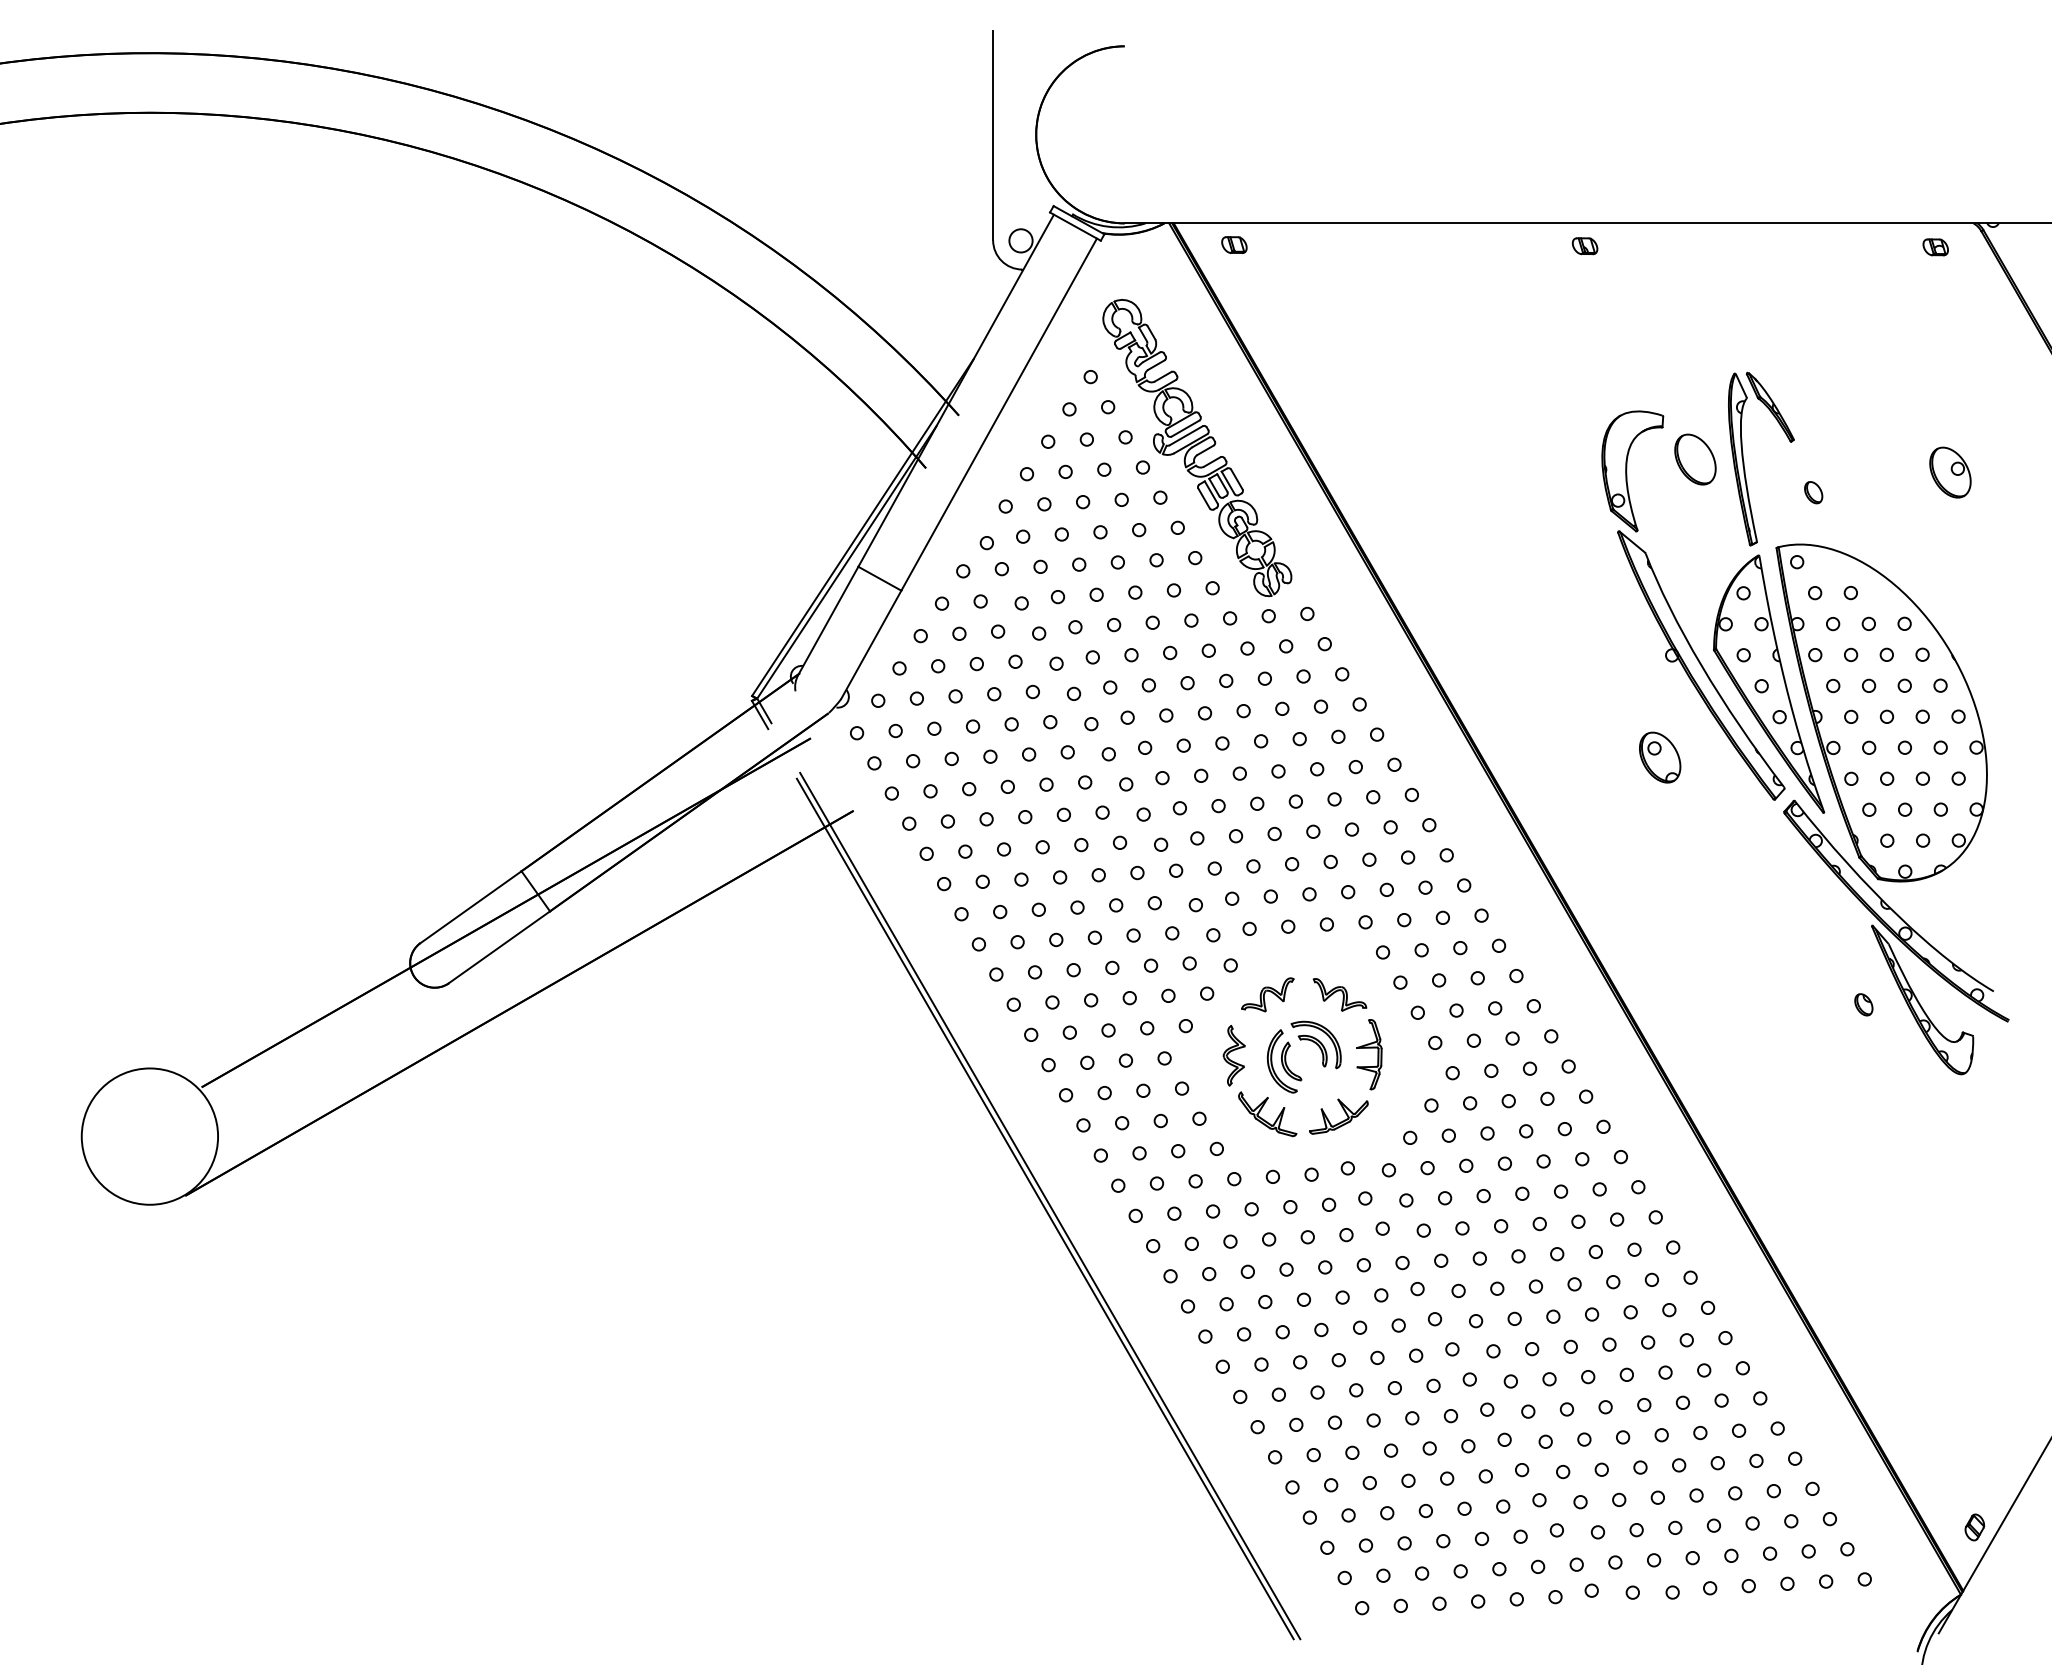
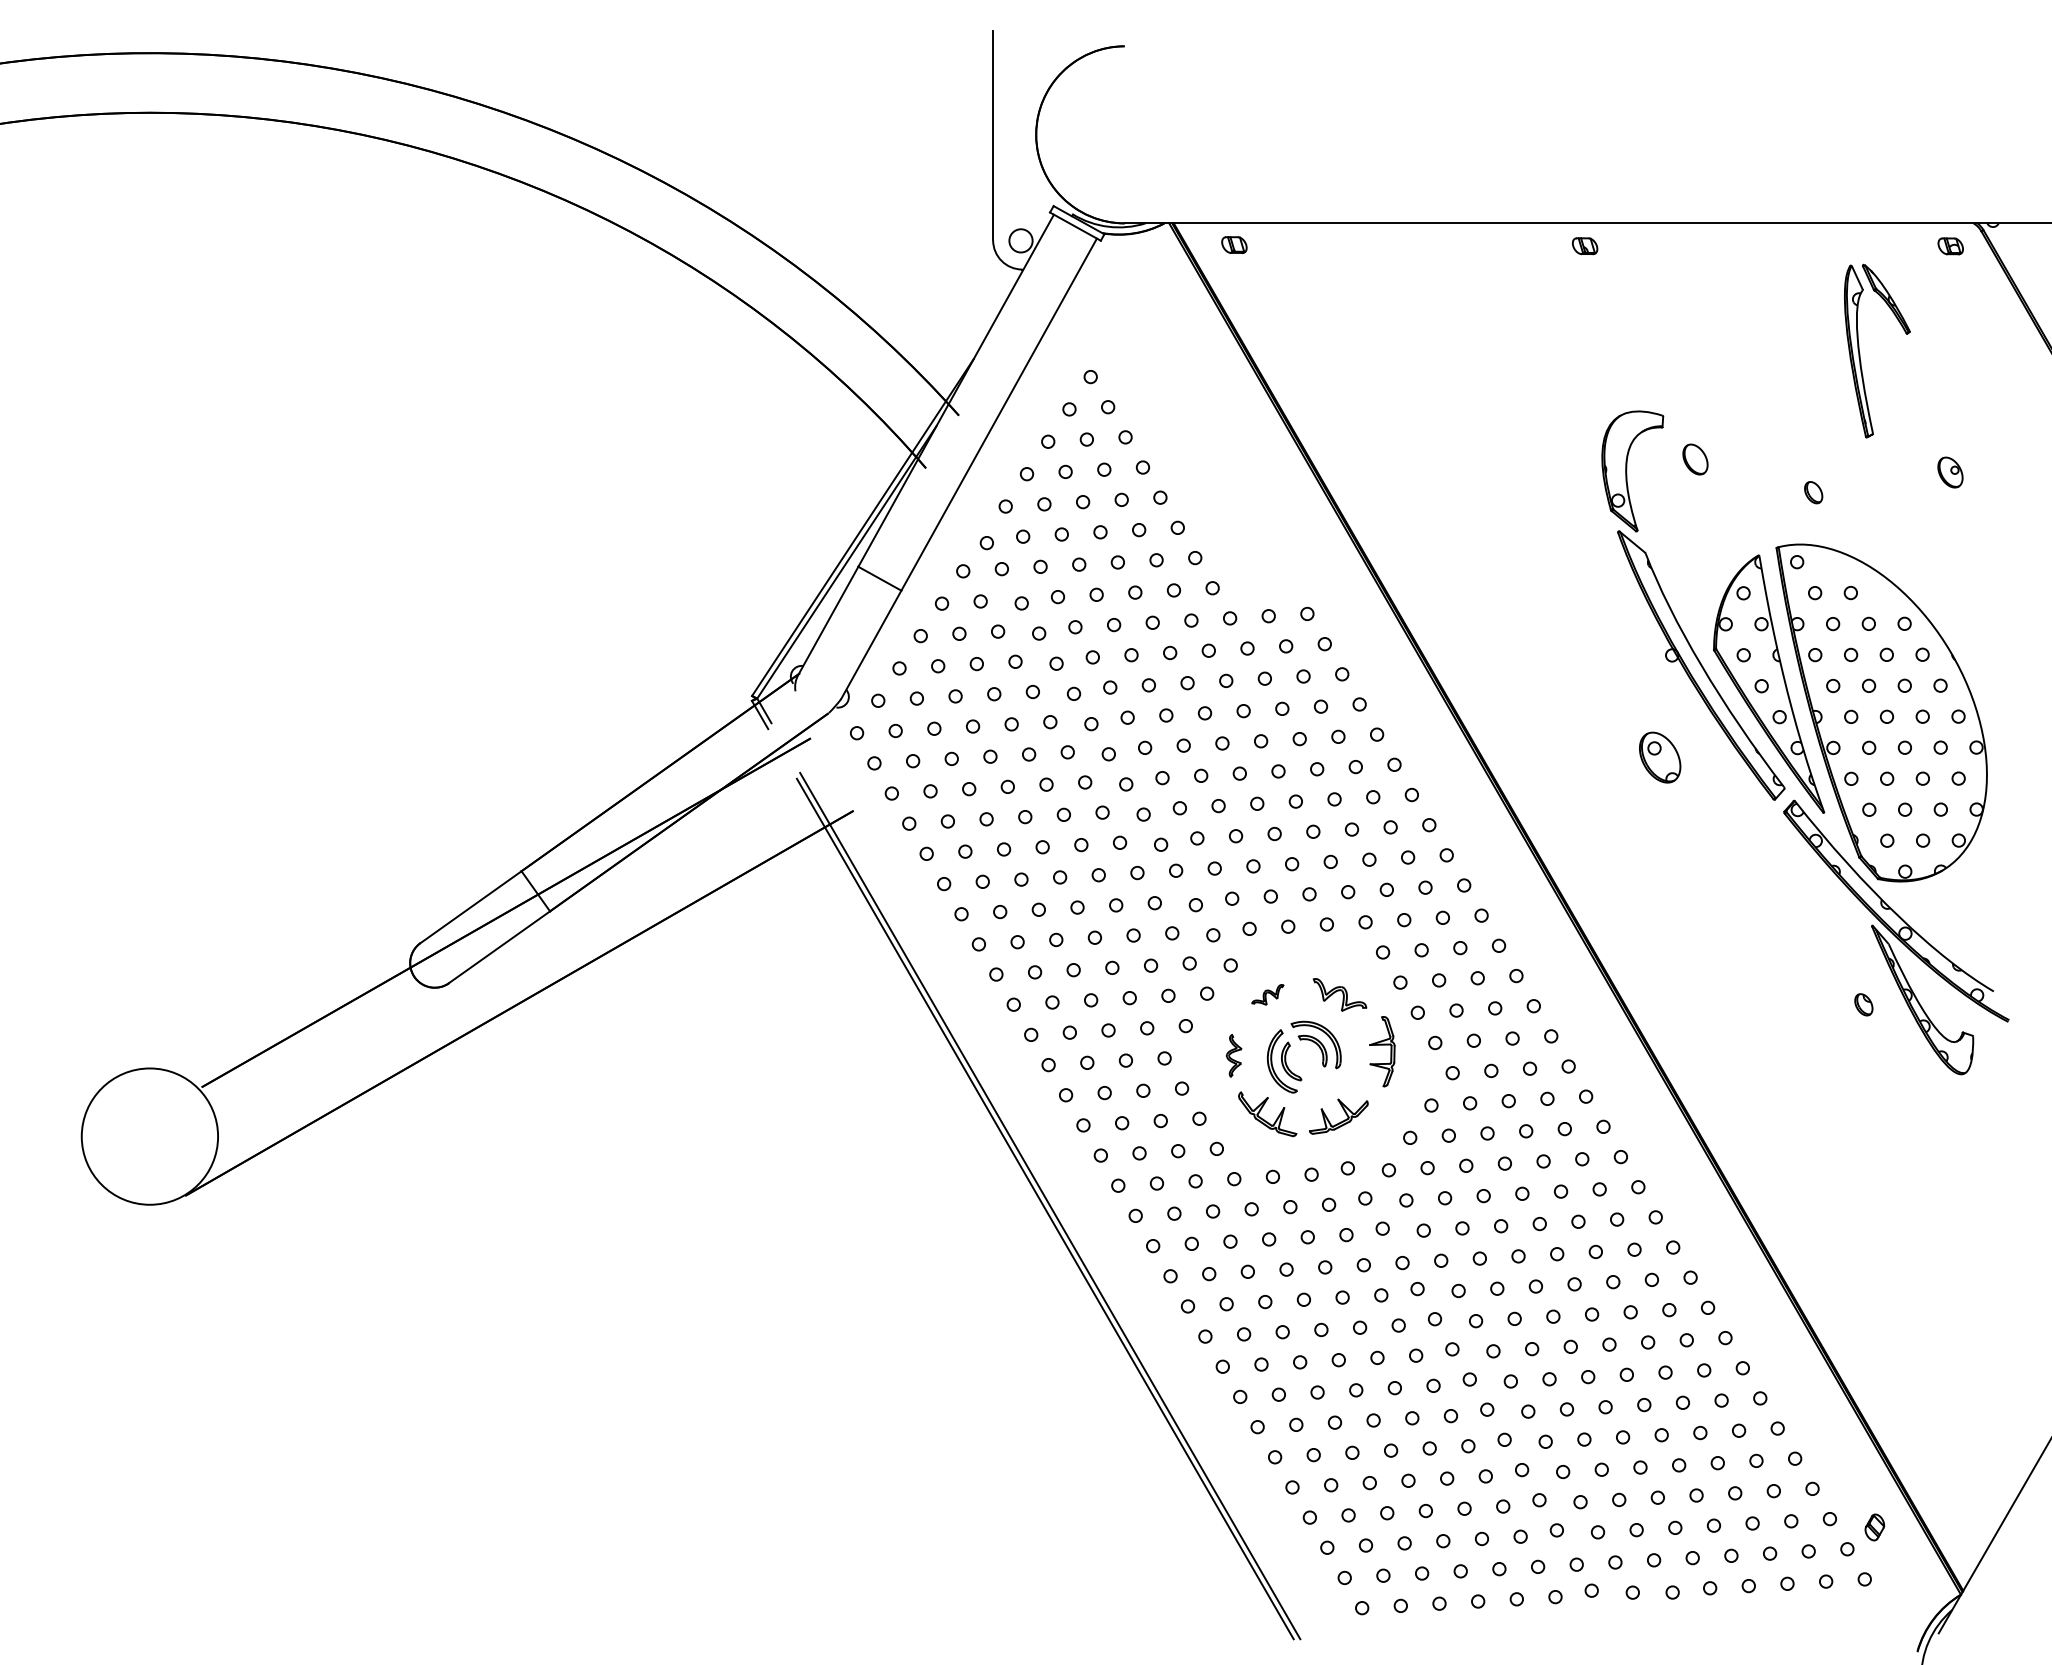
part position: (1935, 247) -> (1950, 246) (1950, 246)
part: present -> none (1197, 448)
part size: 43x53 px -> 27x33 px (1695, 459)
part position: (1744, 461) -> (1860, 353) (1860, 353)
part size: 43x53 px -> 27x33 px (1950, 472)
part size: 54x36 px -> 34x22 px (1267, 994)
part position: (1369, 1054) -> (1382, 1051) (1382, 1051)
part size: 24x62 px -> 17x44 px (1234, 1055)
part position: (1974, 1527) -> (1874, 1527) (1874, 1527)
